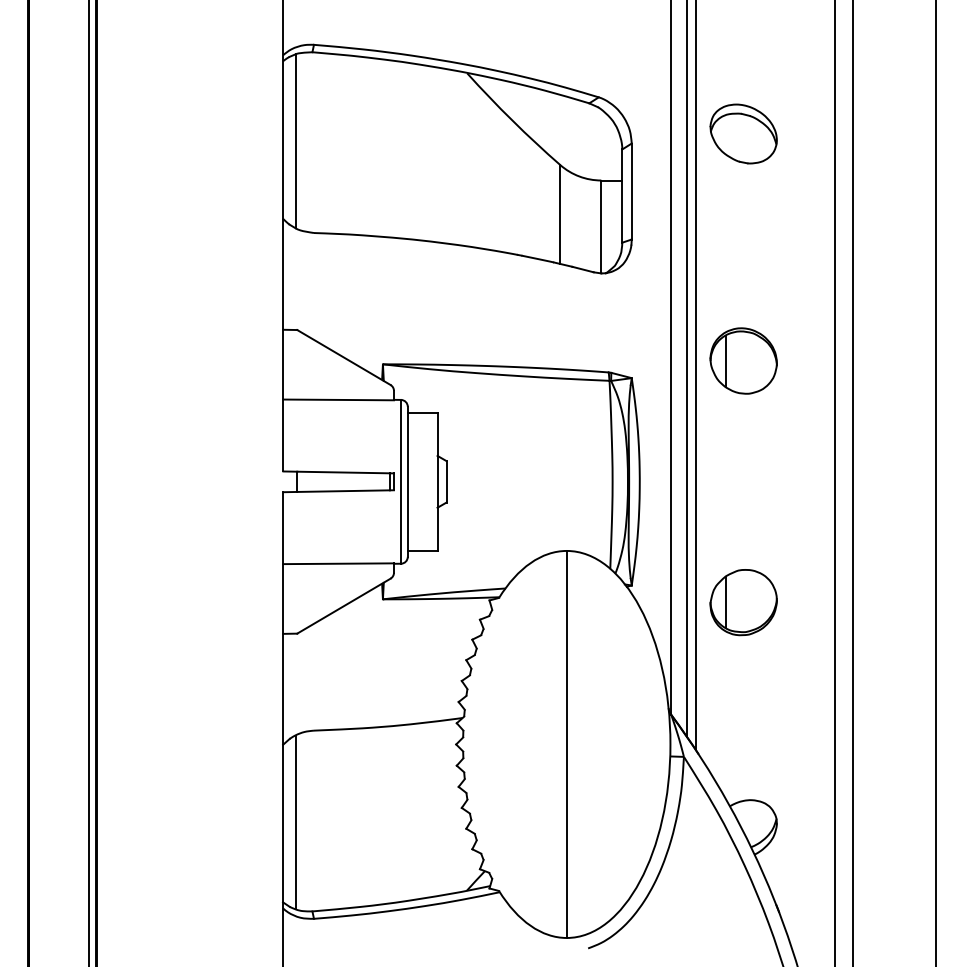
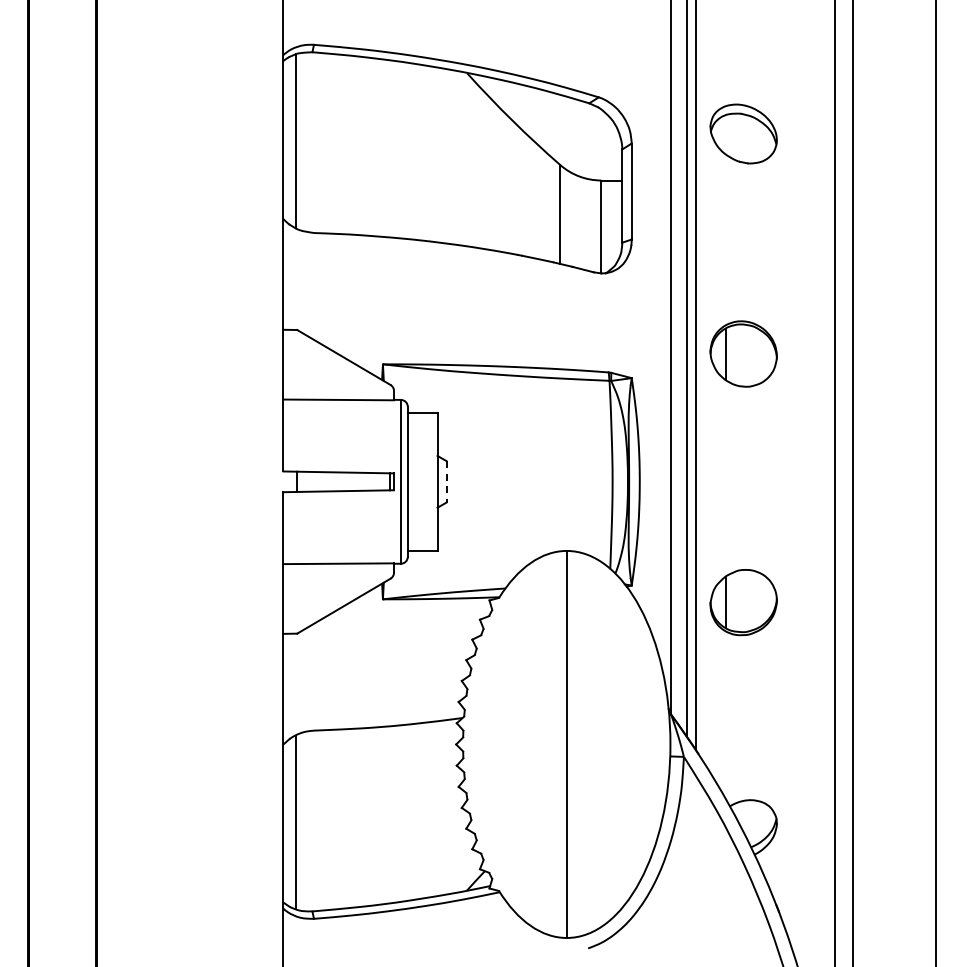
part position: (743, 360) -> (743, 353) (743, 353)
line: solid -> dashed (446, 481)
line: present -> none (88, 482)
